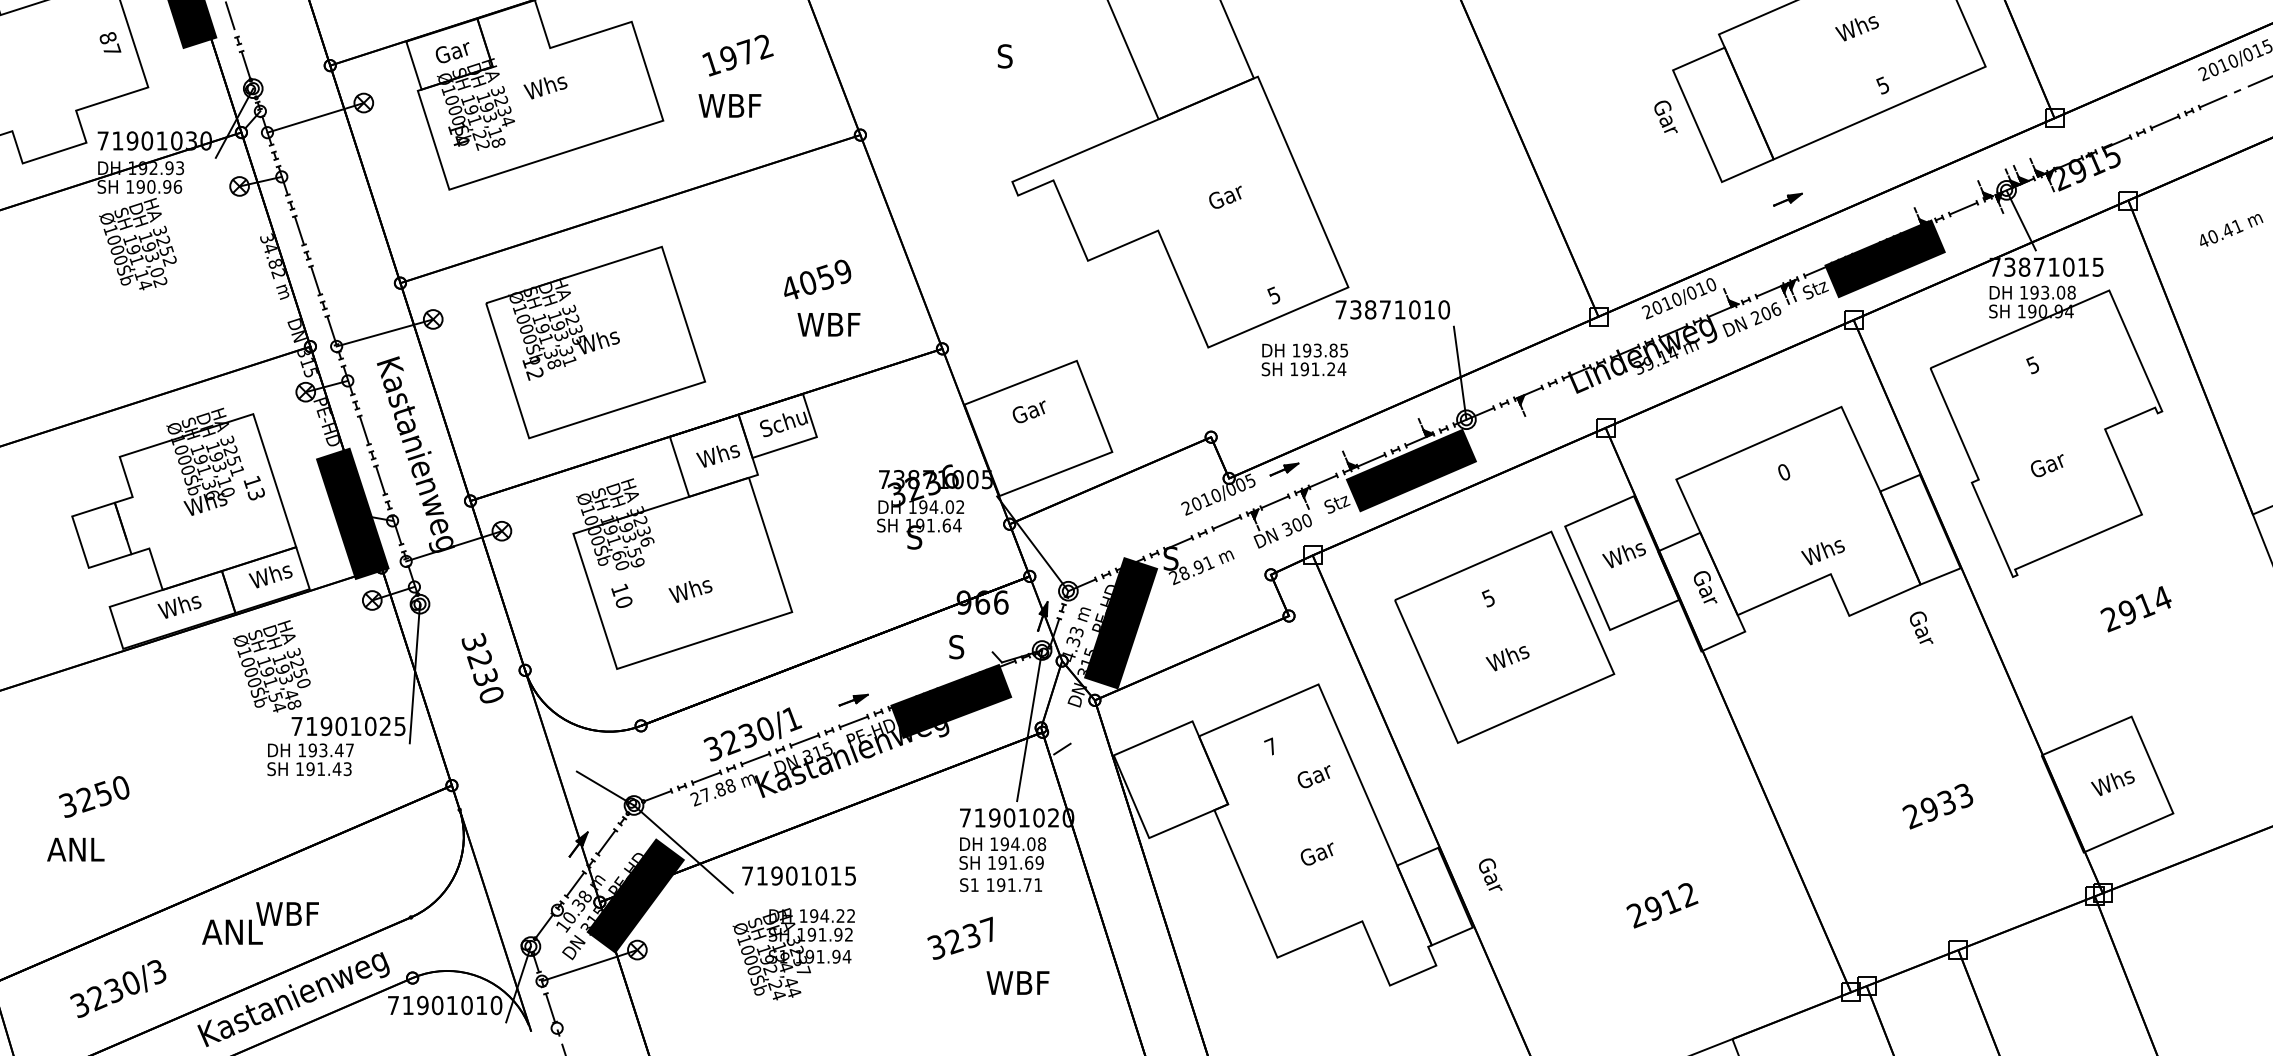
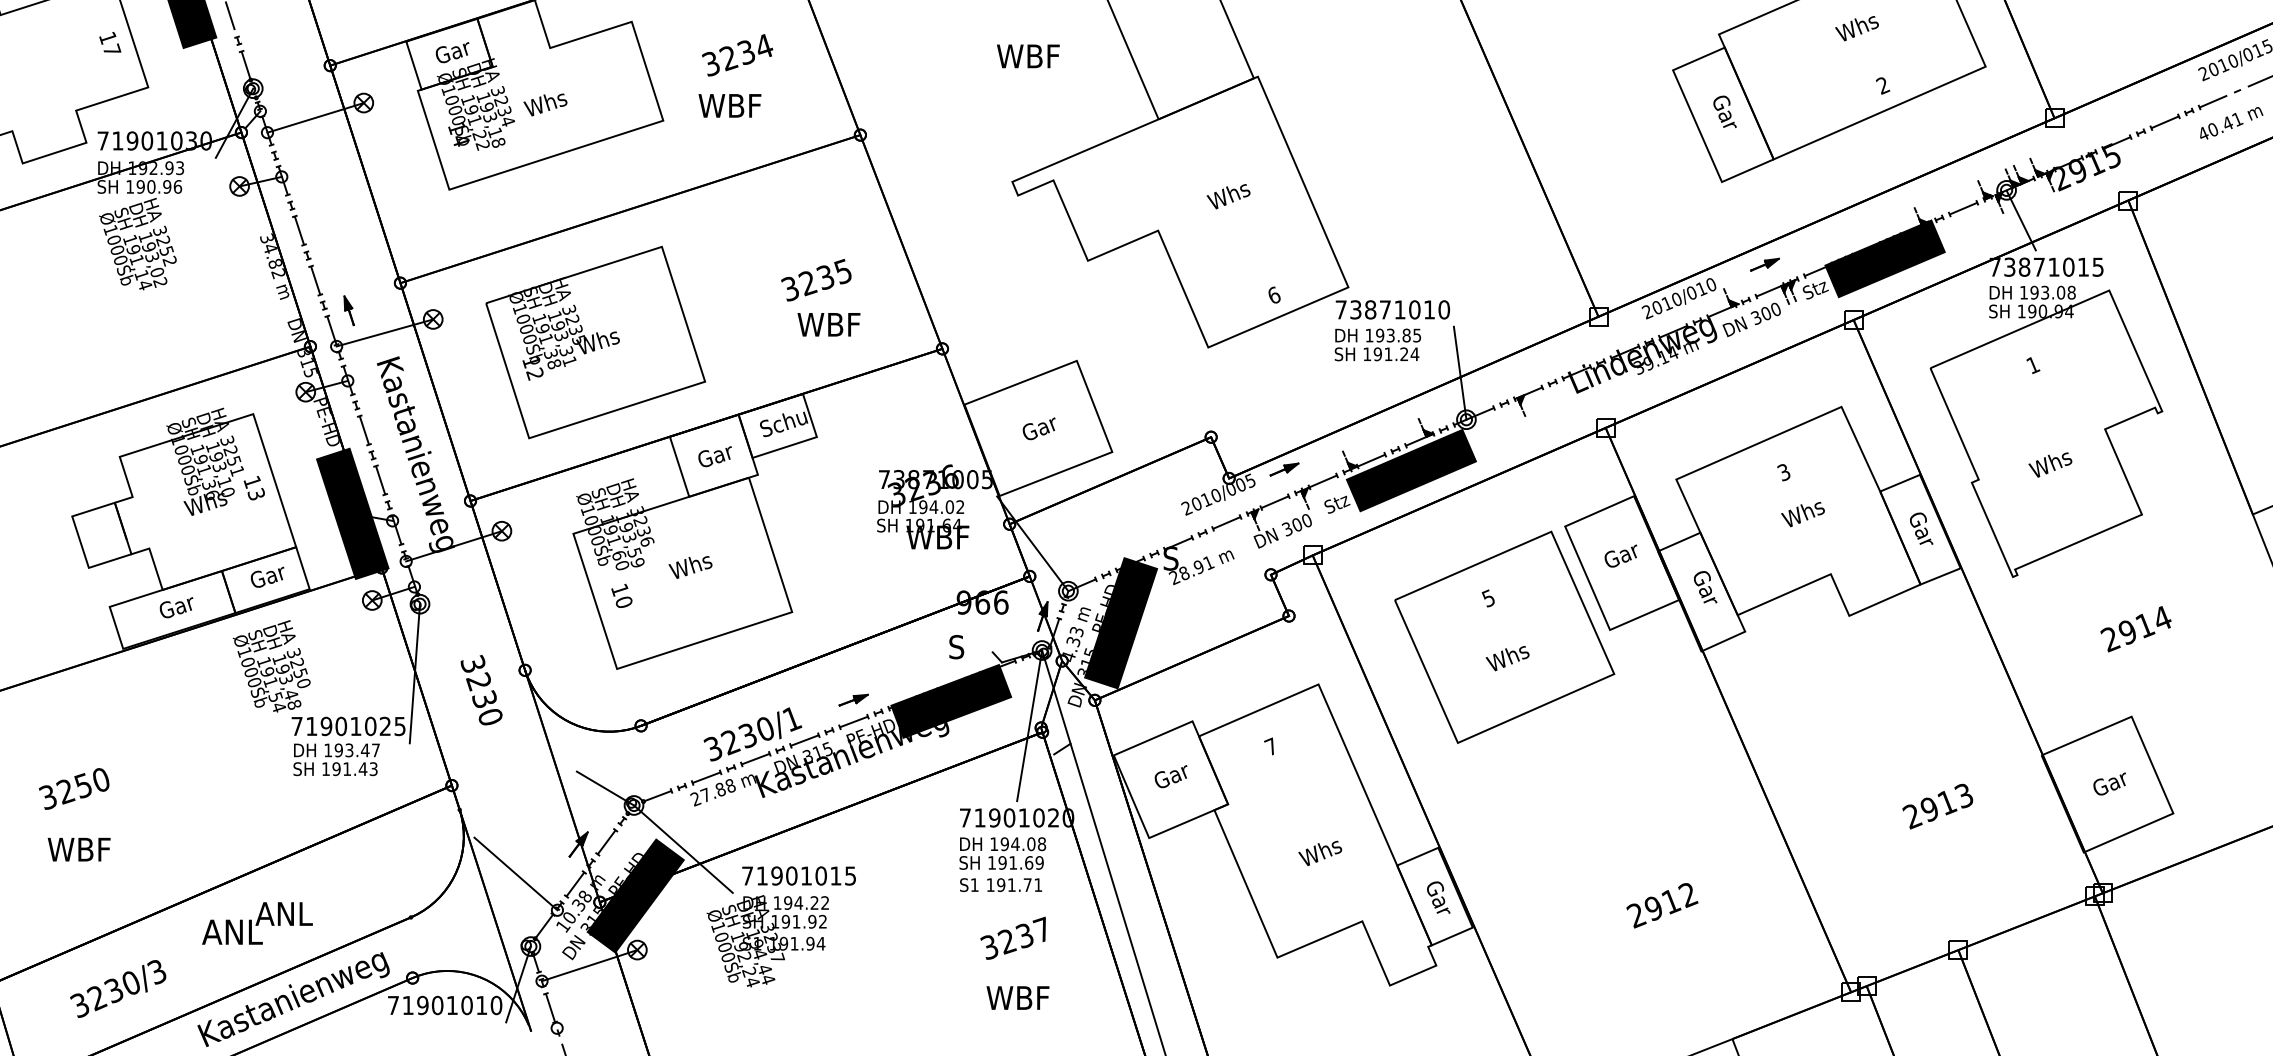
text: 87 -> 17 (107, 37)
text: 1972 -> 3234 (737, 55)
text: S -> WBF (1028, 56)
text: 5 -> 2 (1882, 85)
text position: (545, 87) -> (545, 104) (545, 104)
text position: (1665, 116) -> (1724, 111) (1724, 111)
text: Gar -> Whs (1228, 196)
part position: (1787, 199) -> (1764, 264) (1764, 264)
text position: (2231, 230) -> (2231, 123) (2231, 123)
text: 4059 -> 3235 (816, 279)
text: 5 -> 6 (1273, 295)
part: none -> present (348, 310)
text: 206 -> 300 (1765, 313)
text position: (1304, 359) -> (1377, 344) (1377, 344)
text: 5 -> 1 (2033, 365)
text position: (1028, 411) -> (1038, 428) (1038, 428)
text: Whs -> Gar (717, 456)
text: Gar -> Whs (2050, 464)
text: 0 -> 3 (1783, 472)
text: S -> WBF (937, 537)
text position: (1822, 552) -> (1802, 514) (1802, 514)
text: Whs -> Gar (1623, 555)
text: Whs -> Gar (270, 576)
text position: (690, 591) -> (690, 567) (690, 567)
text: Whs -> Gar (179, 606)
text position: (2135, 609) -> (2135, 629) (2135, 629)
text position: (1921, 627) -> (1921, 528) (1921, 528)
text position: (482, 668) -> (481, 690) (481, 690)
text position: (310, 759) -> (336, 759) (336, 759)
text position: (1313, 776) -> (1170, 776) (1170, 776)
text: Whs -> Gar (2112, 783)
text position: (94, 796) -> (74, 788) (74, 788)
text: 2933 -> 2913 (1947, 802)
text: ANL -> WBF (78, 849)
line: none -> present (1103, 851)
text: Gar -> Whs (1320, 852)
line: none -> present (515, 873)
text position: (1490, 874) -> (1438, 897) (1438, 897)
text: WBF -> ANL (286, 913)
text position: (959, 937) -> (1012, 937) (1012, 937)
text position: (793, 954) -> (767, 941) (767, 941)
text position: (1017, 982) -> (1017, 997) (1017, 997)
